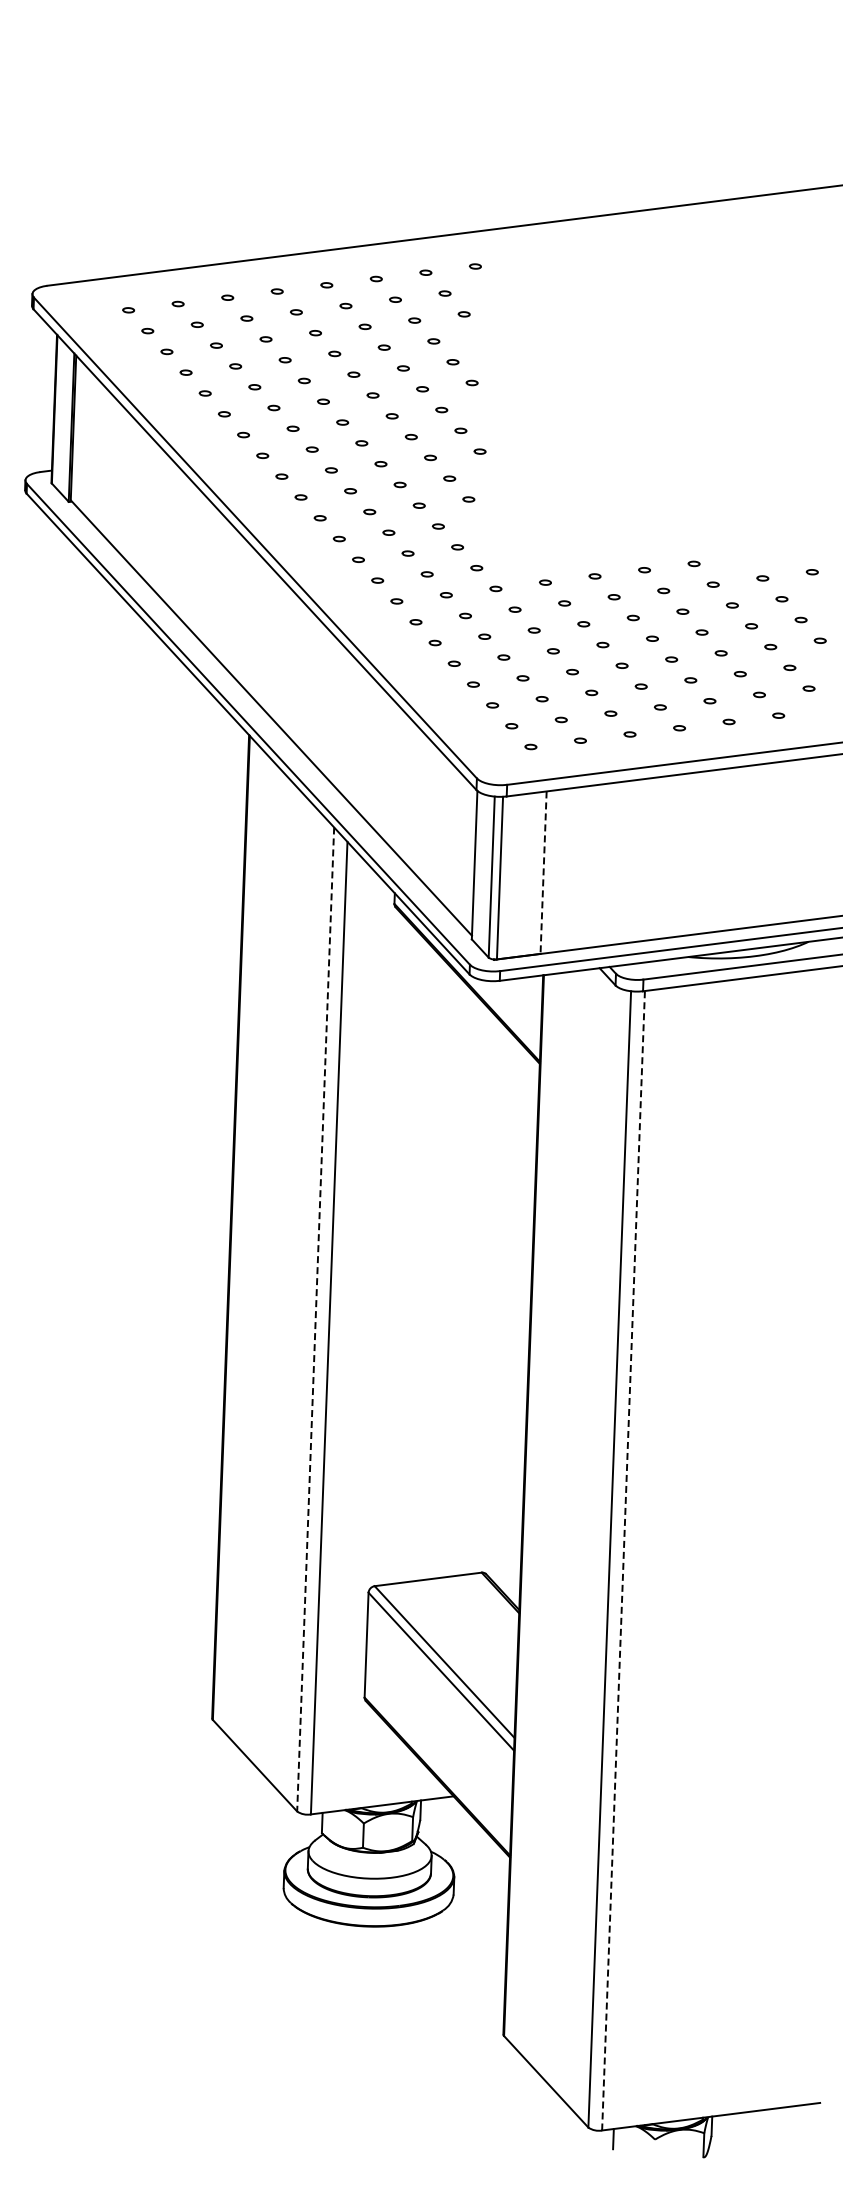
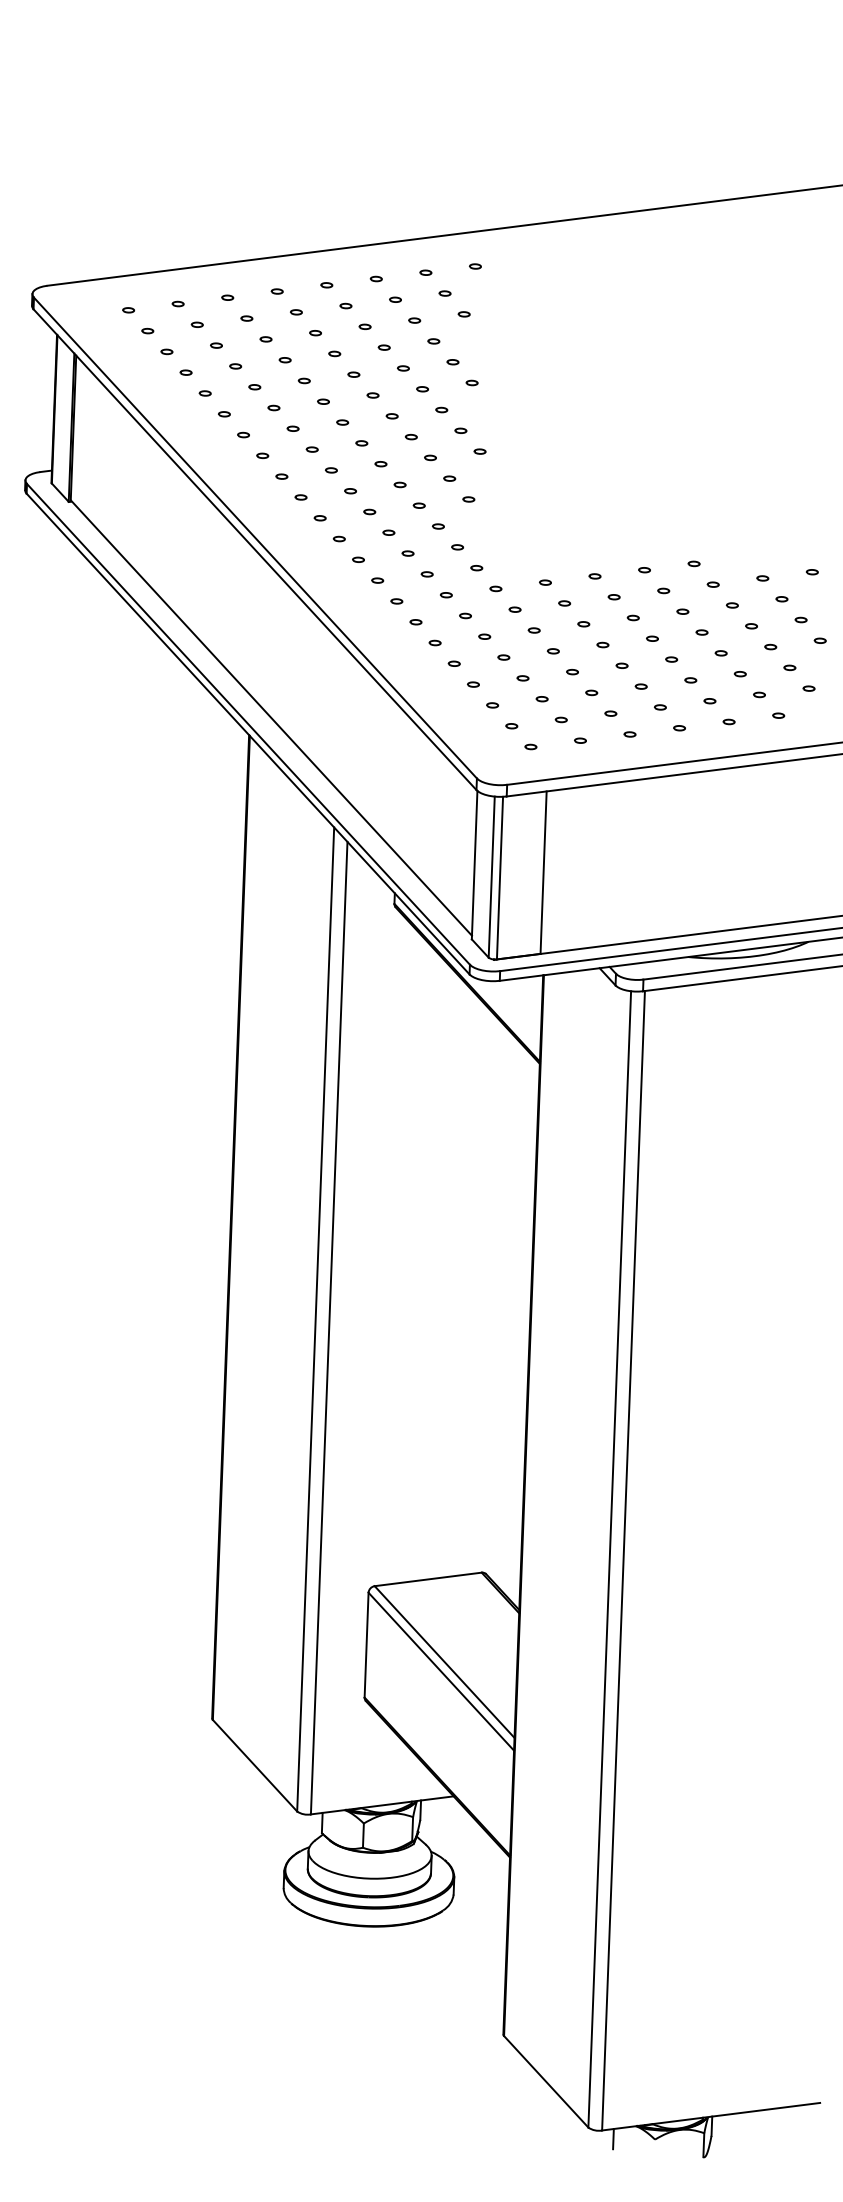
line: dashed -> solid (543, 873)
line: dashed -> solid (315, 1319)
line: dashed -> solid (623, 1560)
